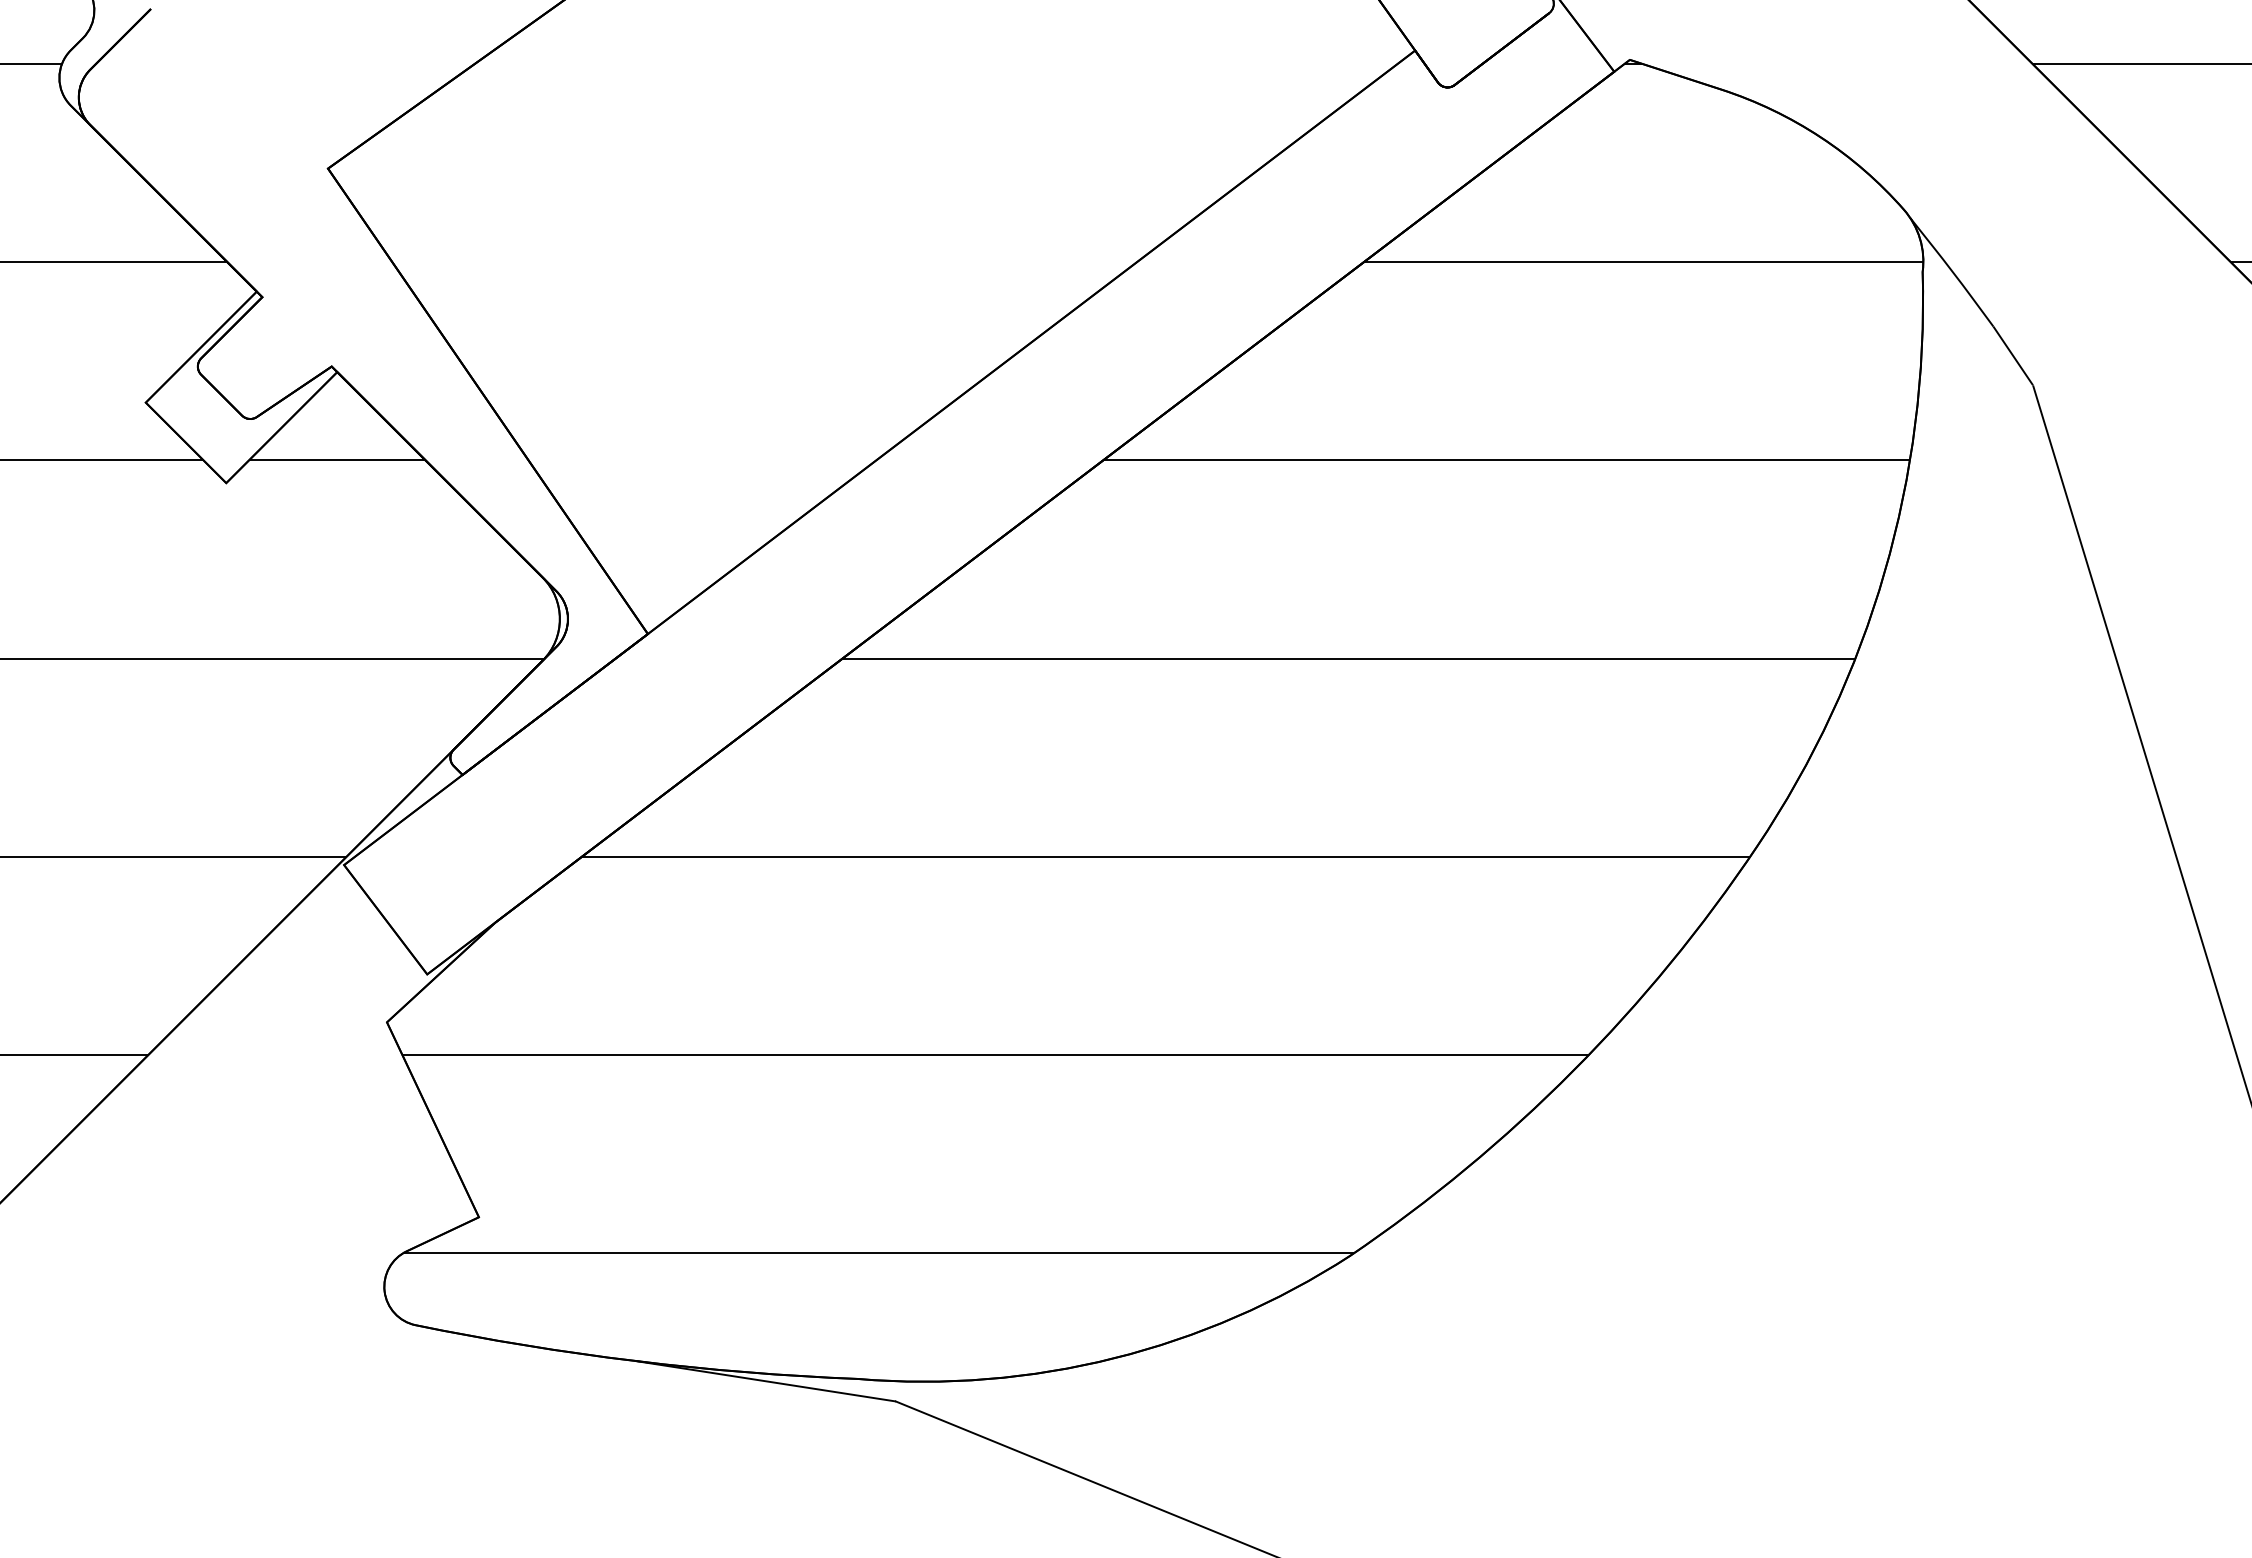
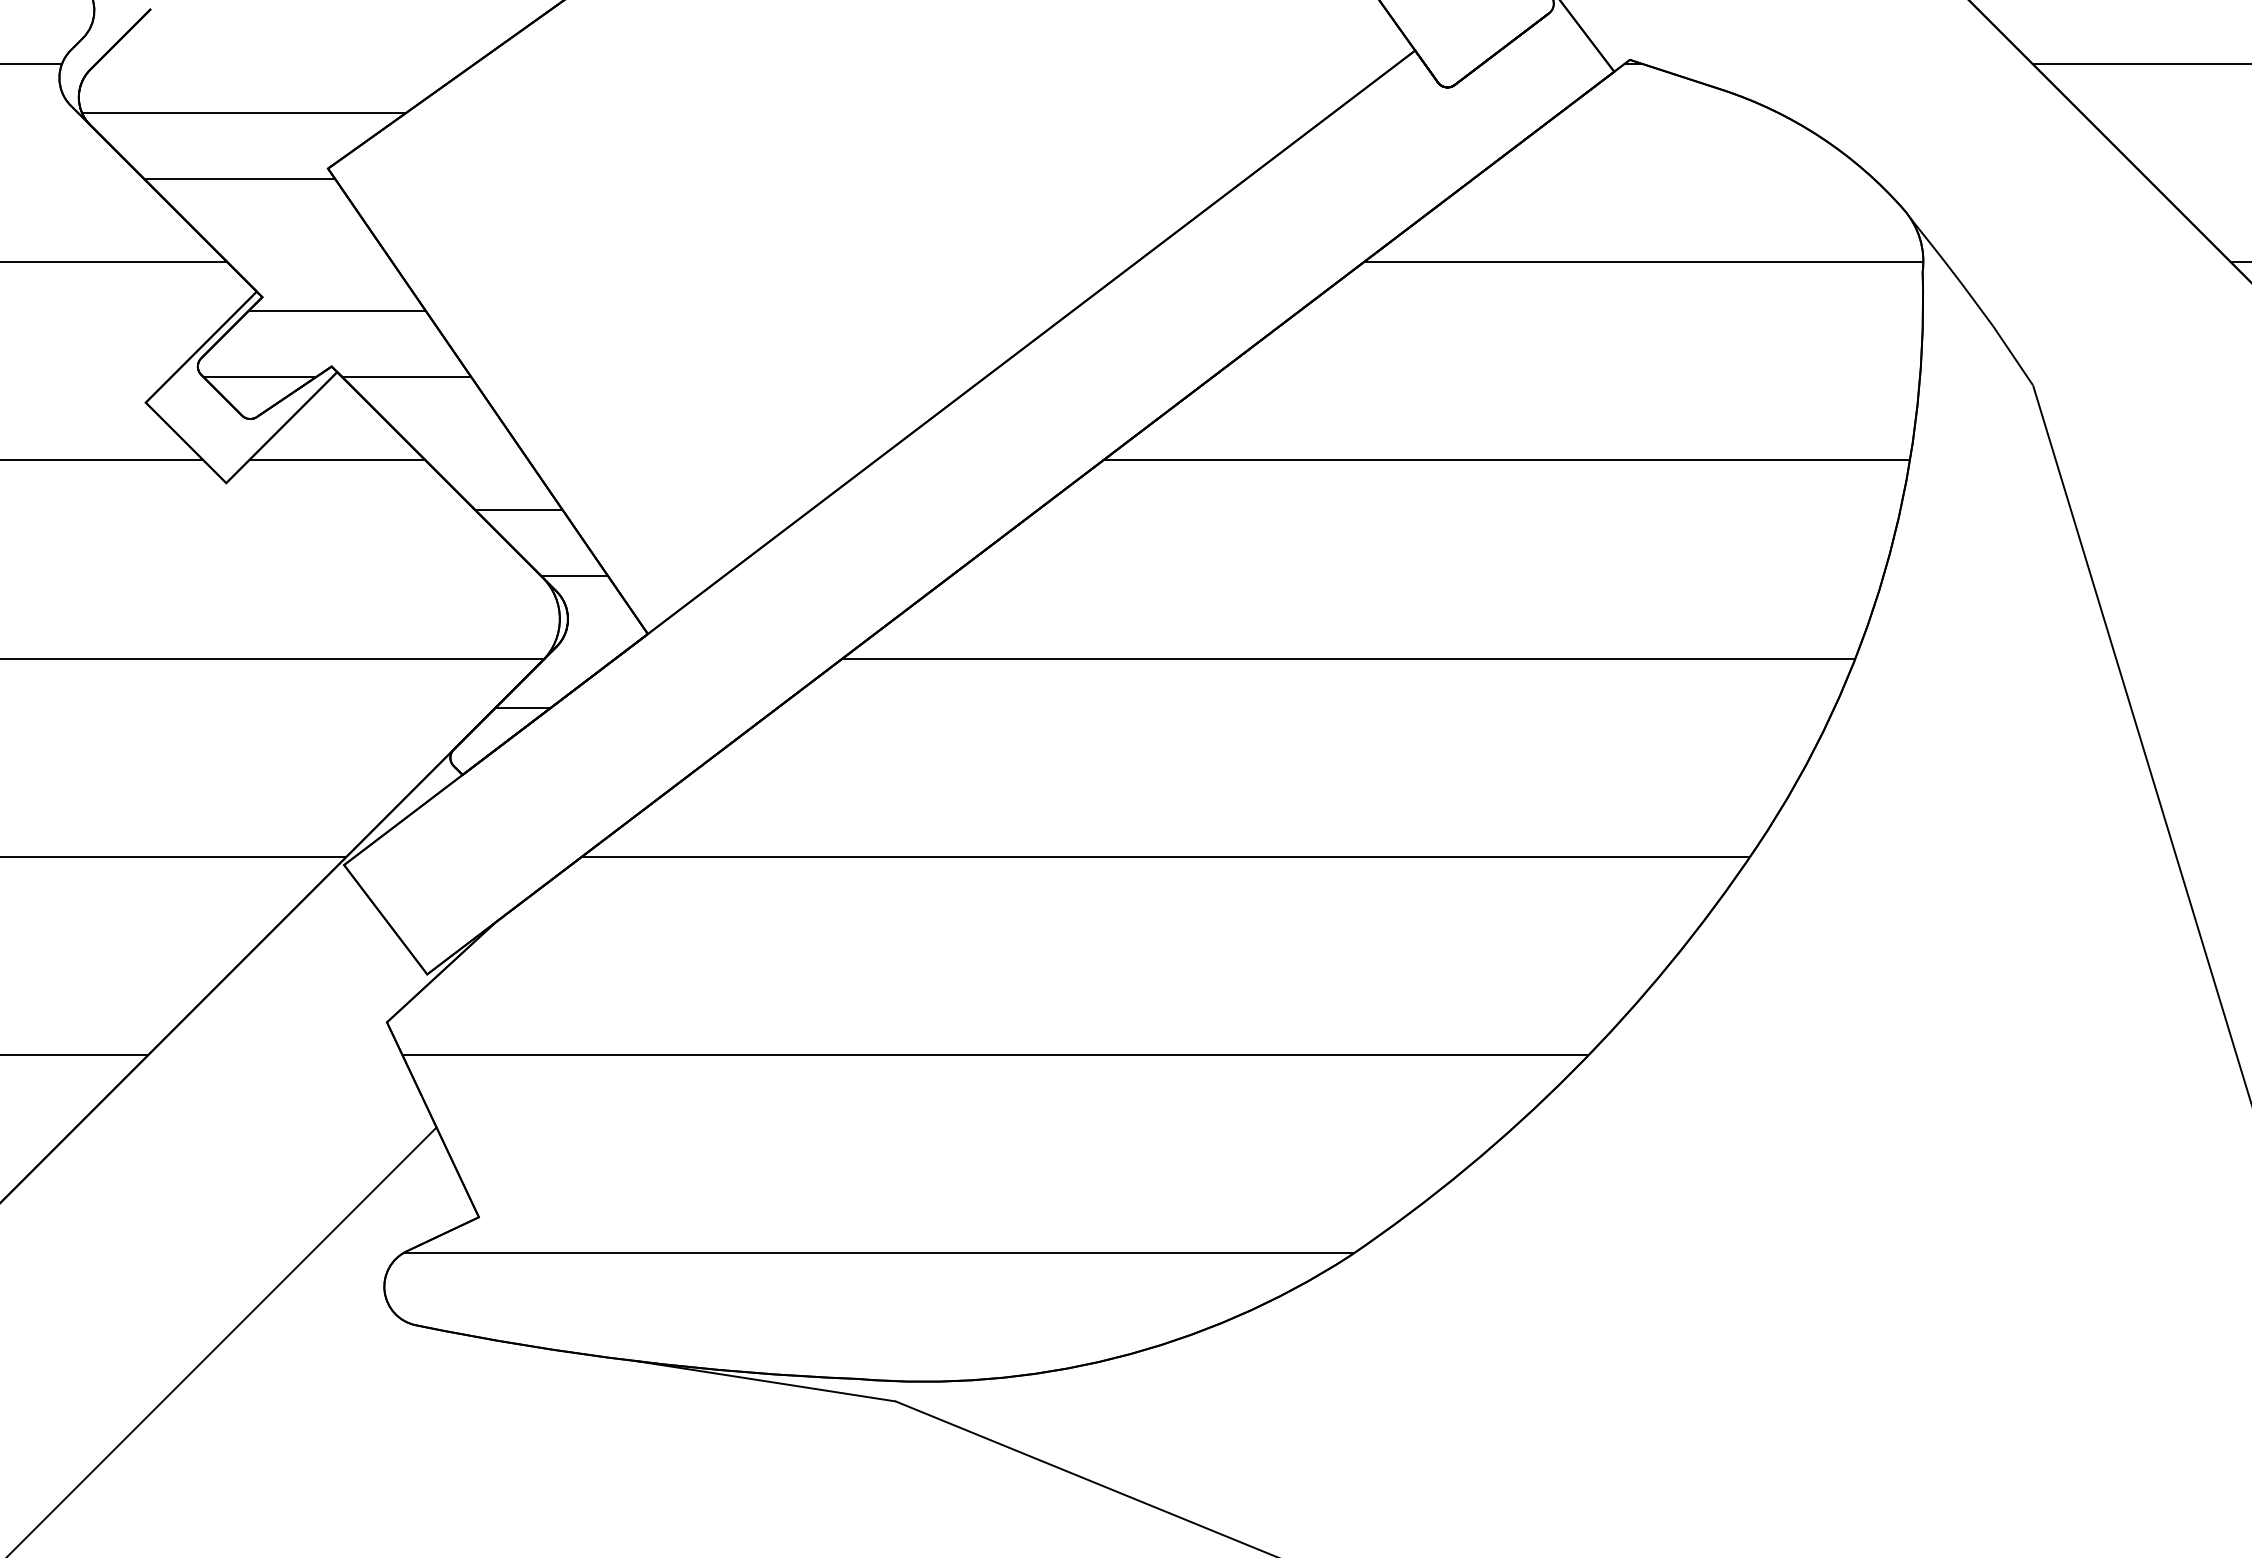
hatch: none -> present (344, 443)
line: none -> present (222, 1340)
